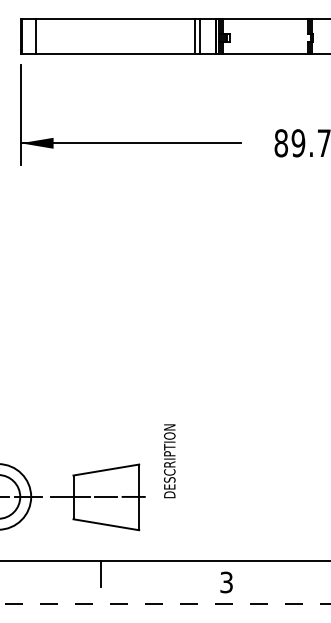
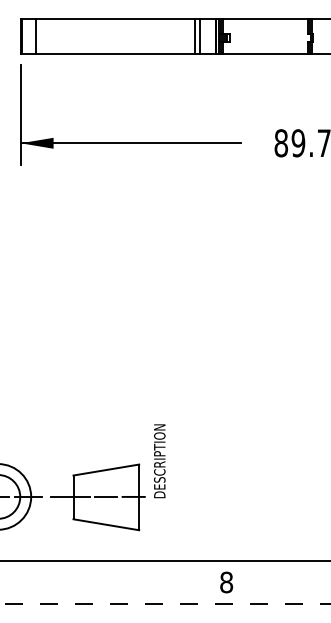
text position: (169, 461) -> (159, 461) (159, 461)
line: present -> none (101, 573)
text: 3 -> 8 (226, 582)
